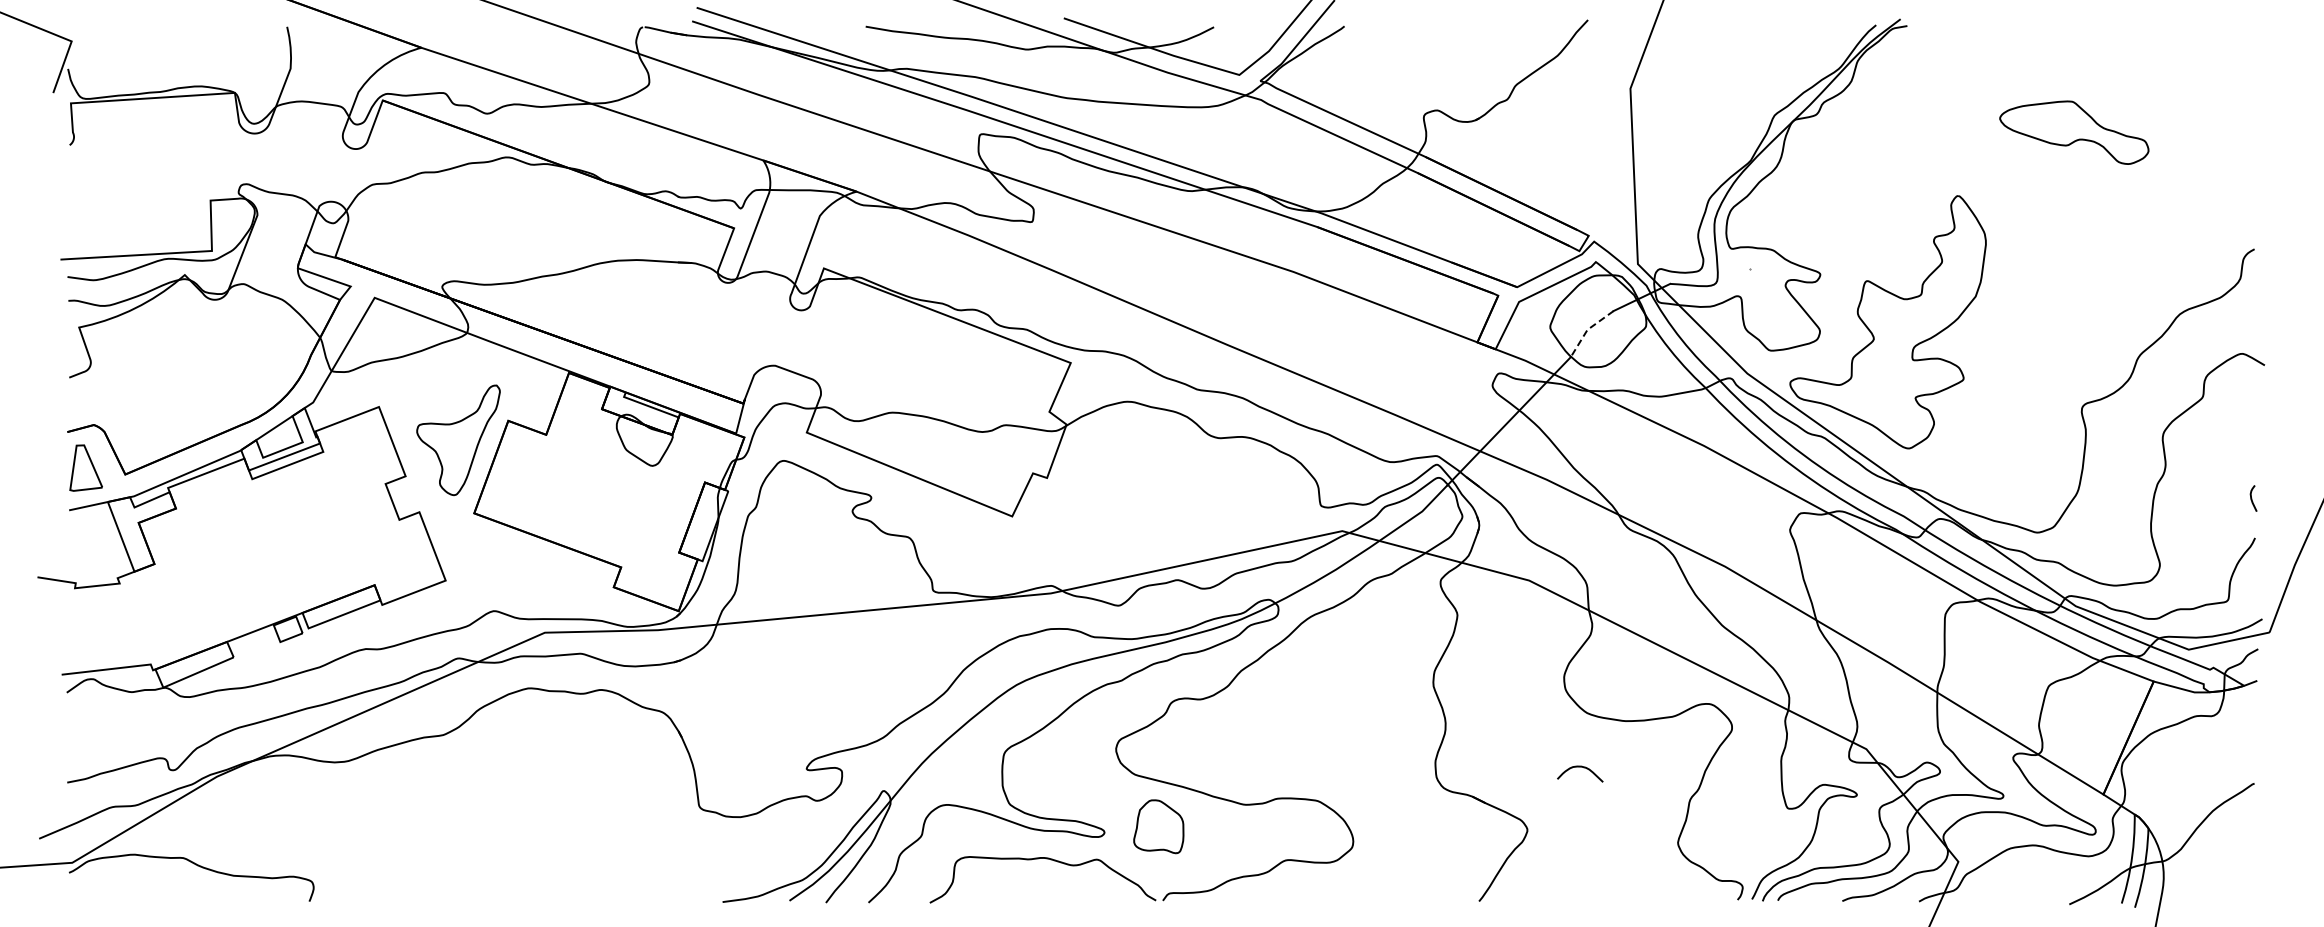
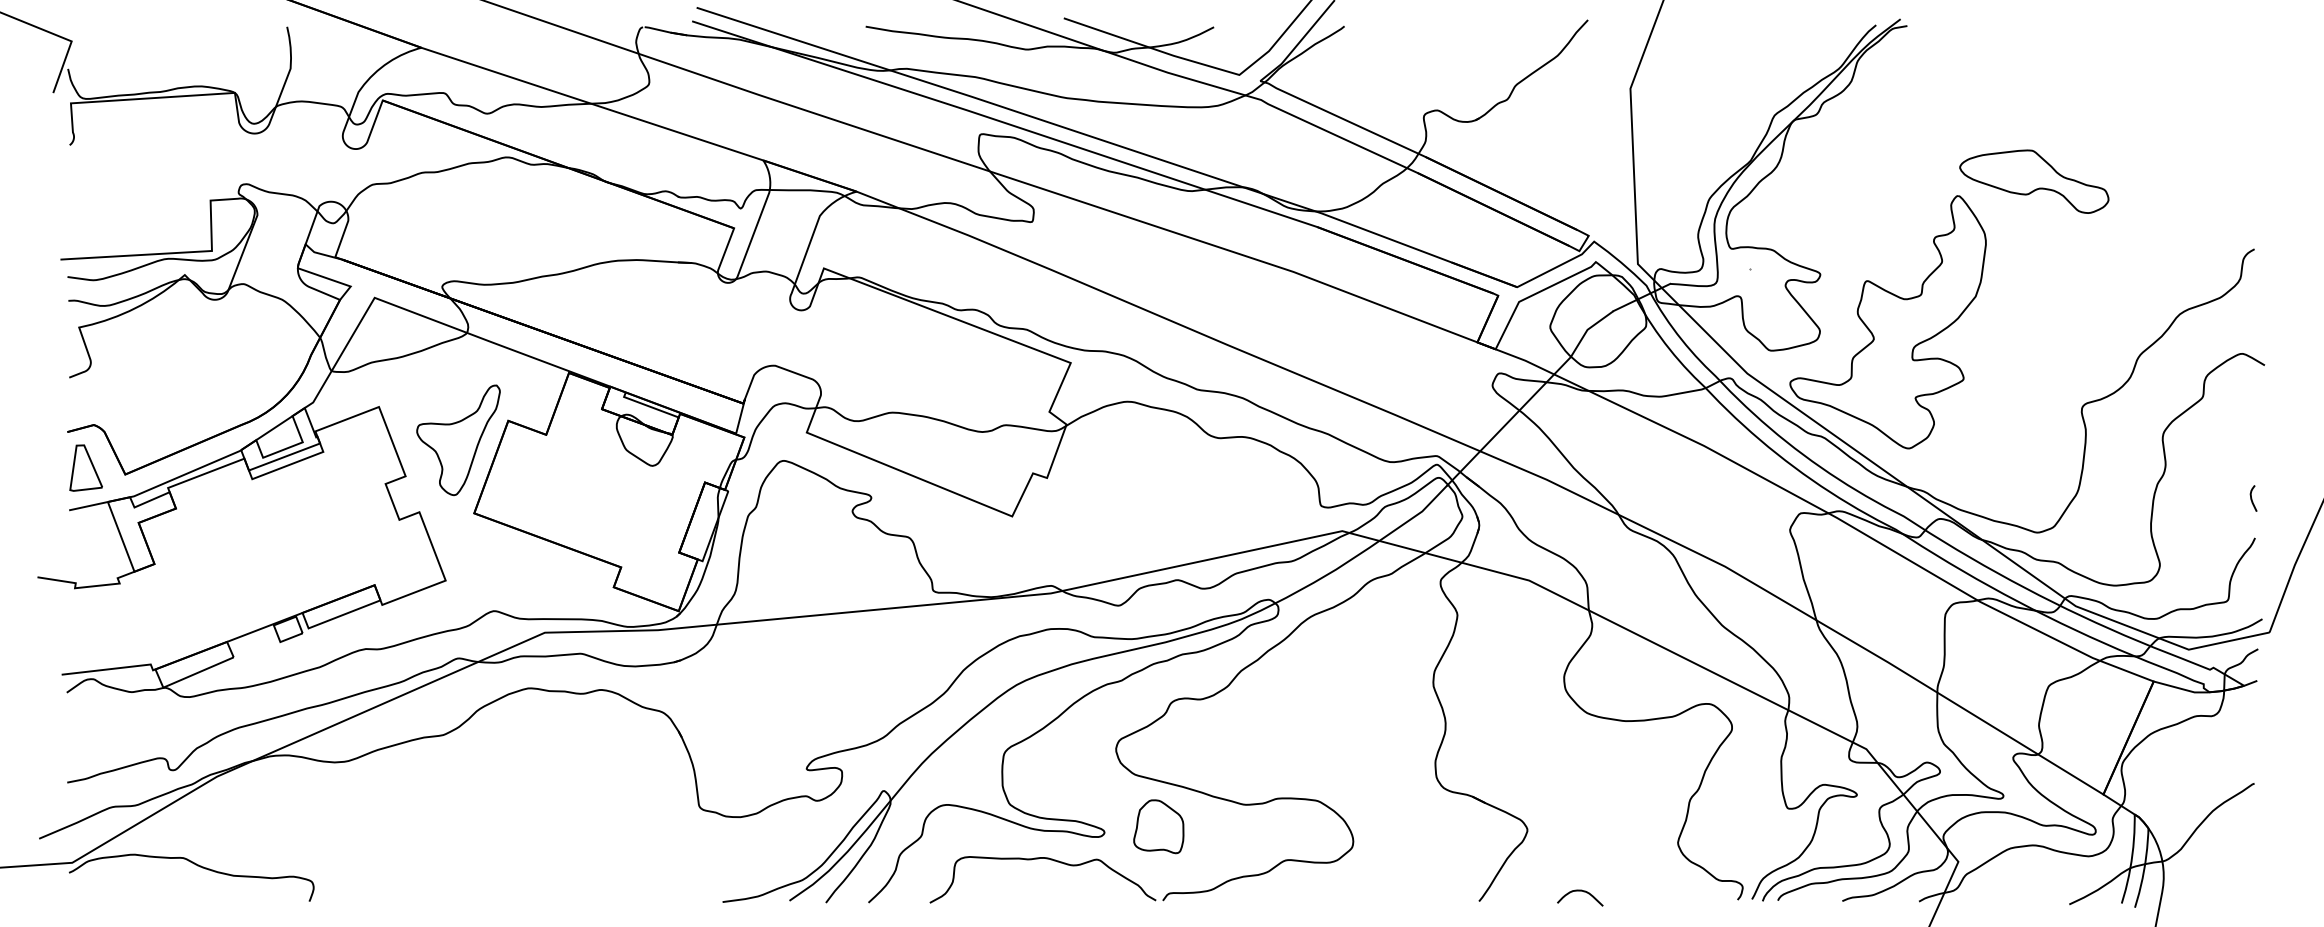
part position: (2074, 132) -> (2034, 181) (2034, 181)
line: dashed -> solid (1587, 329)
curve position: (1583, 768) -> (1583, 892) (1583, 892)
